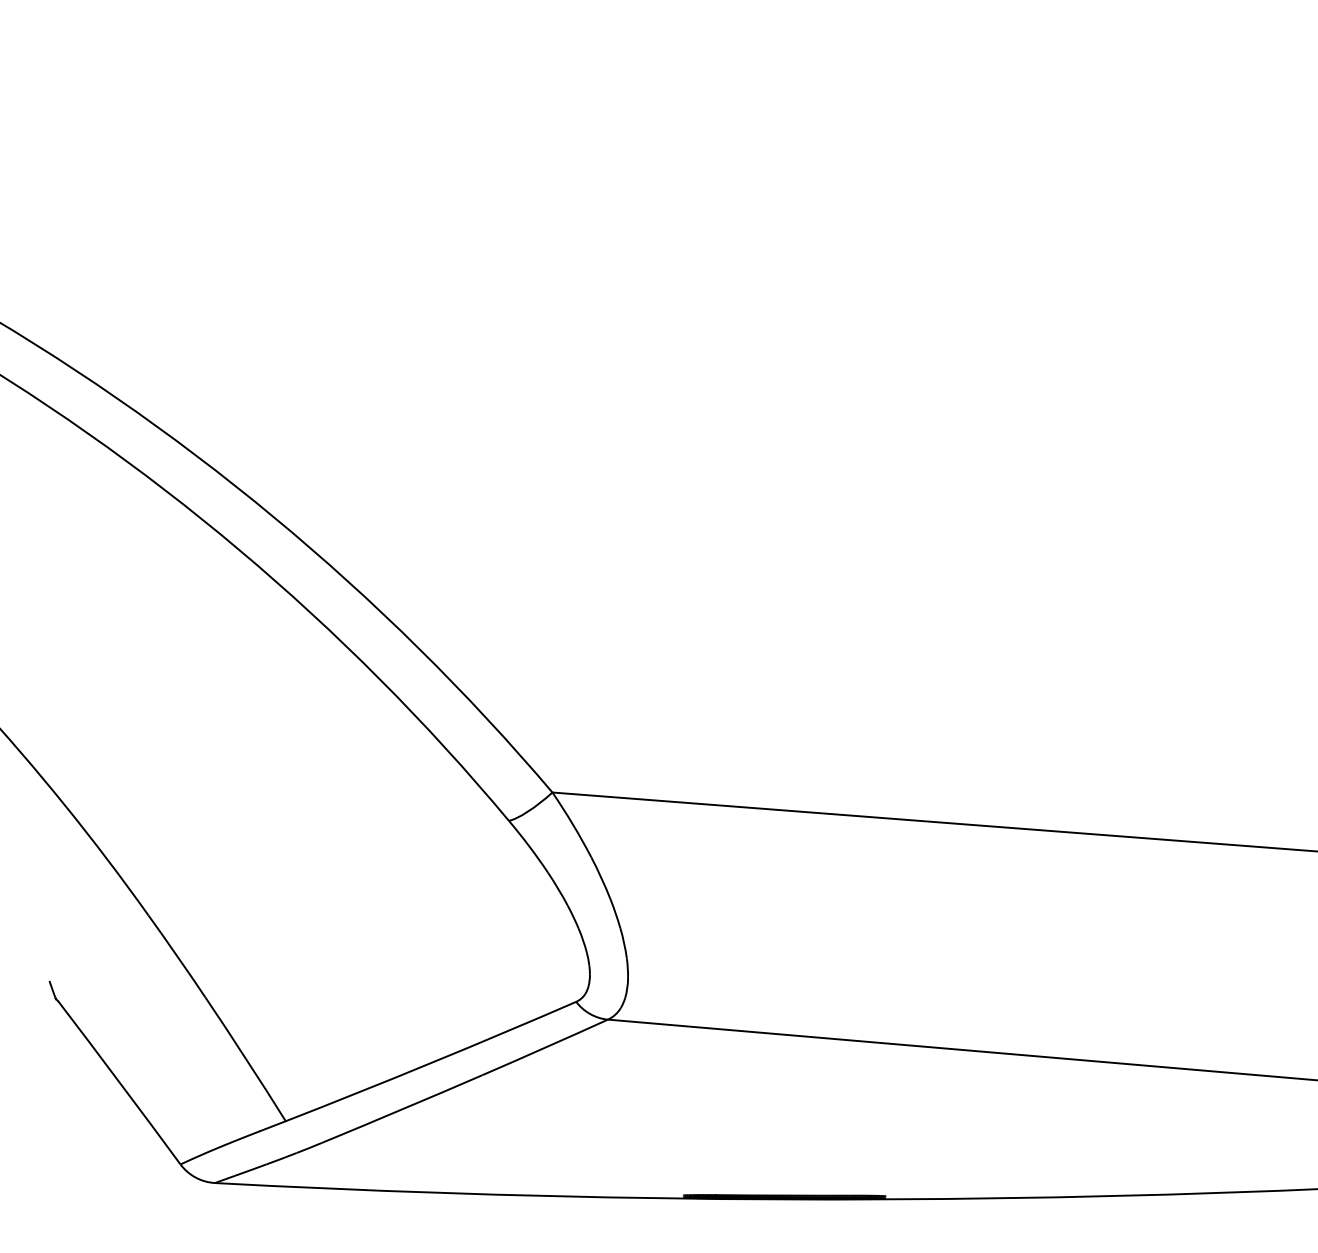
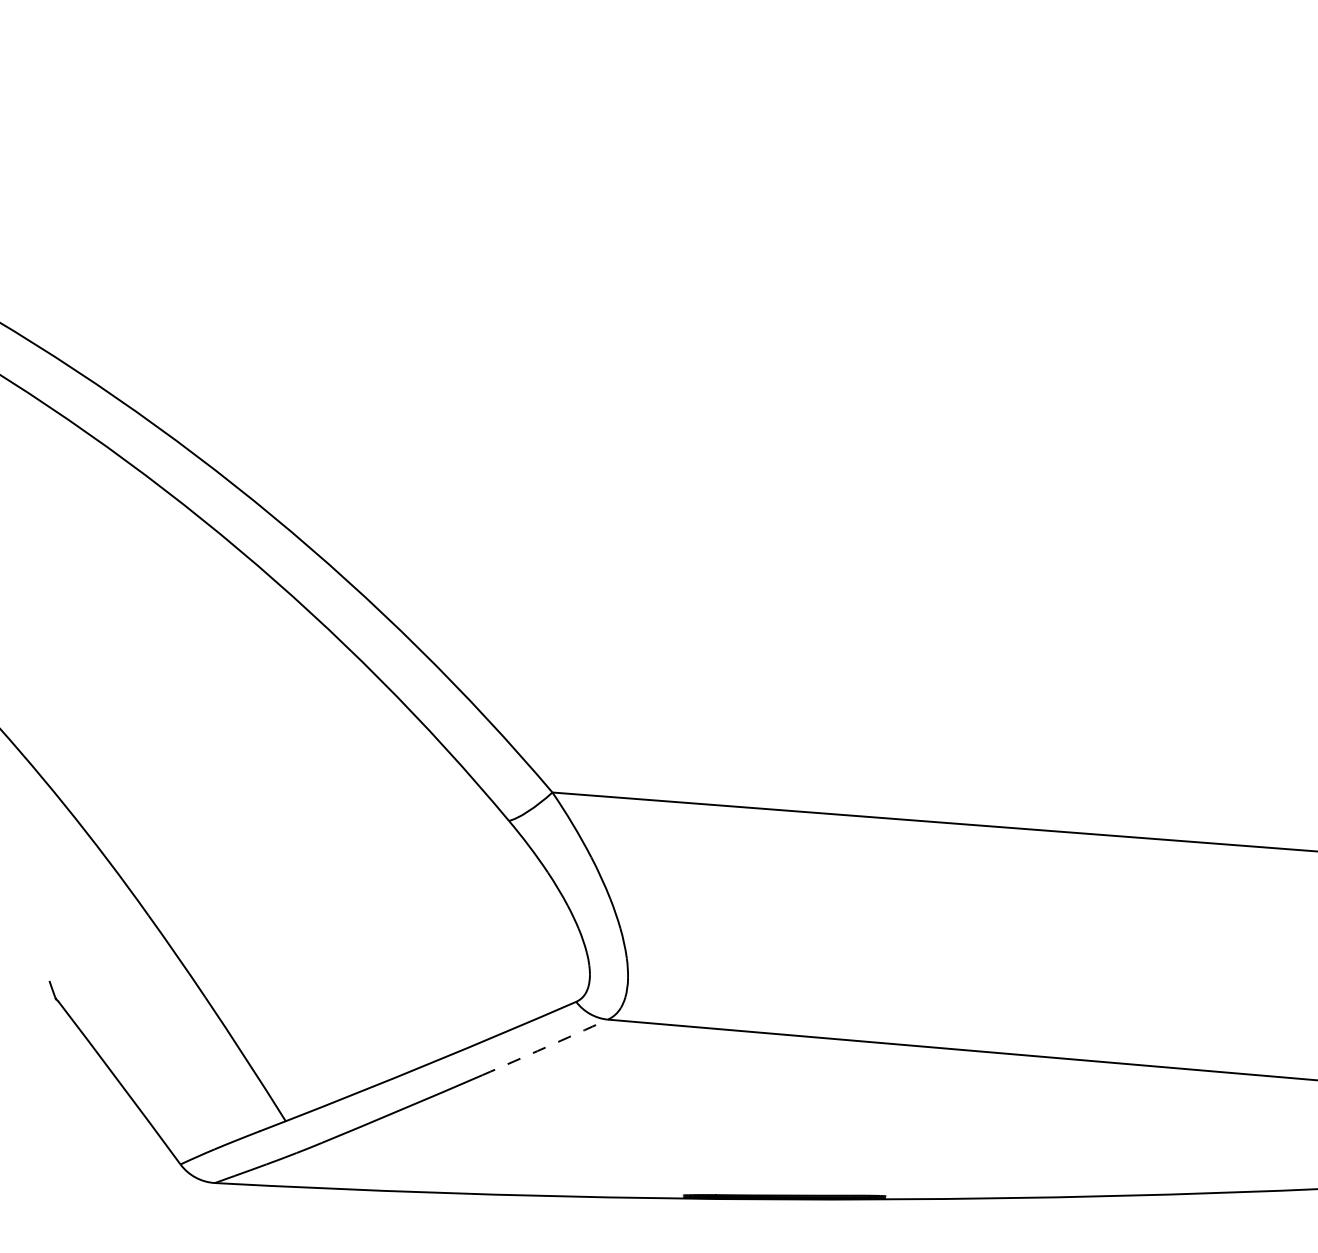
arc: solid -> dashed (545, 1047)
